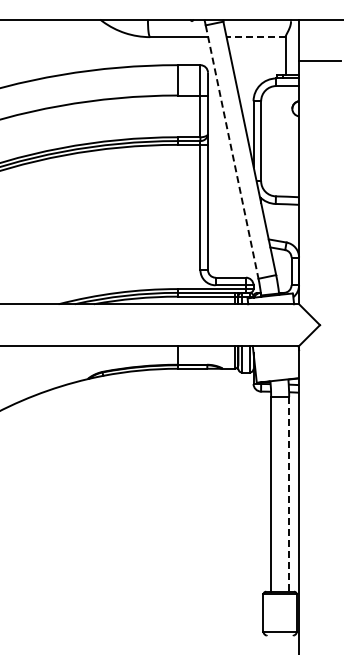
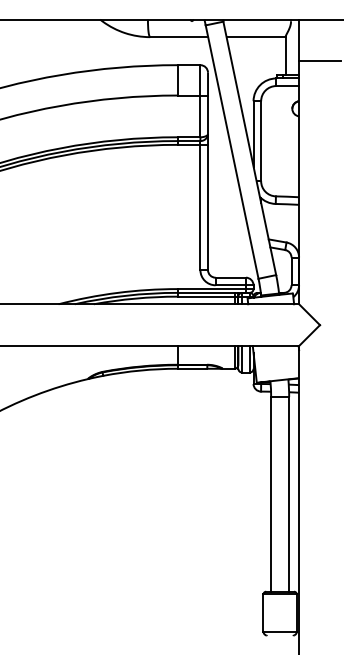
line: dashed -> solid (255, 37)
line: dashed -> solid (232, 152)
line: dashed -> solid (289, 494)
